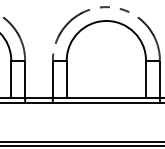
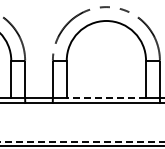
line: solid -> dashed (106, 98)
line: solid -> dashed (82, 141)
